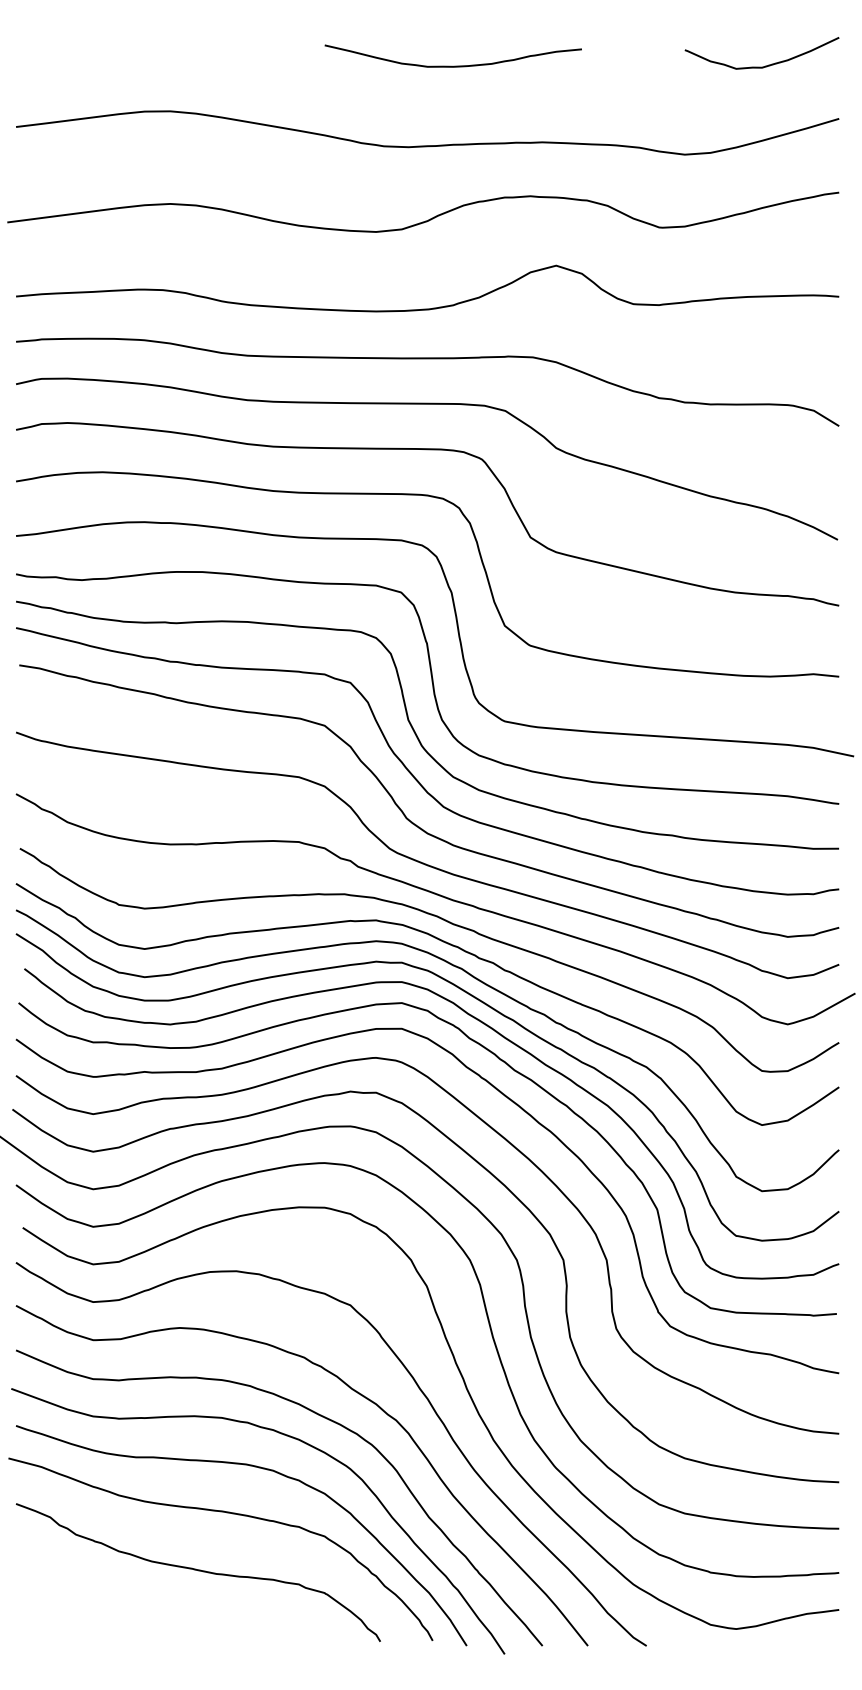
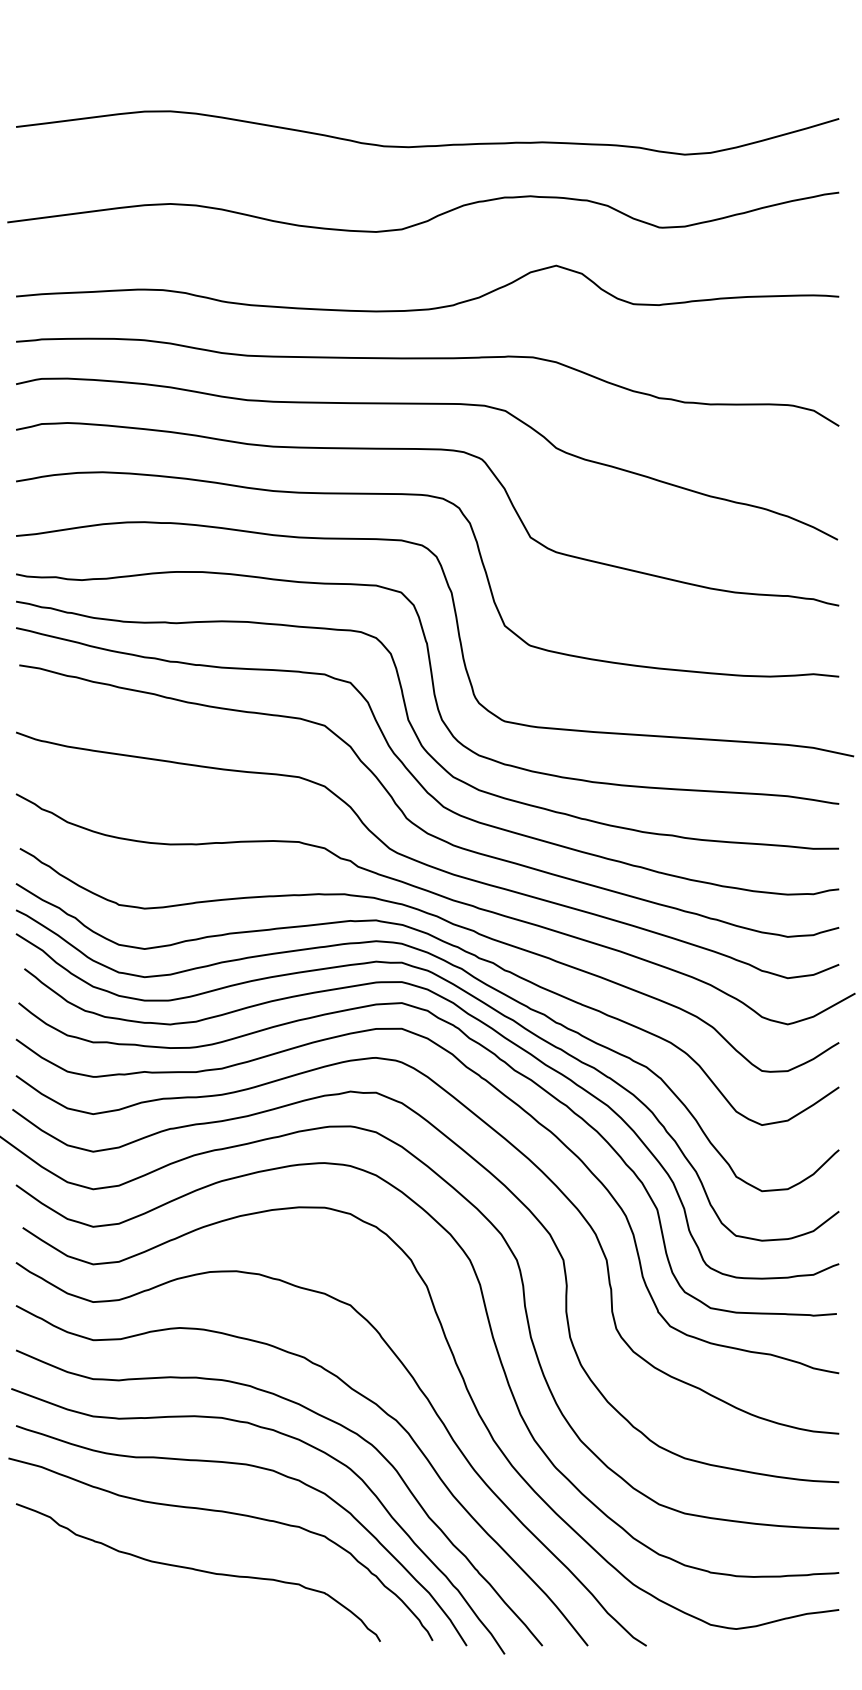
curve: present -> none (452, 65)
curve: present -> none (765, 65)
